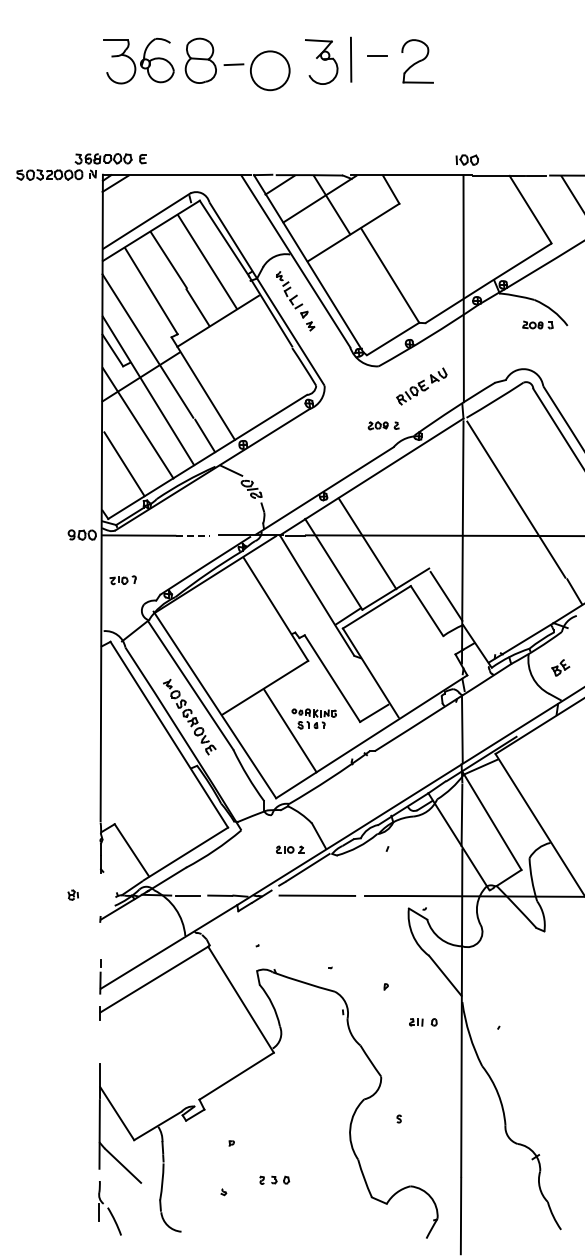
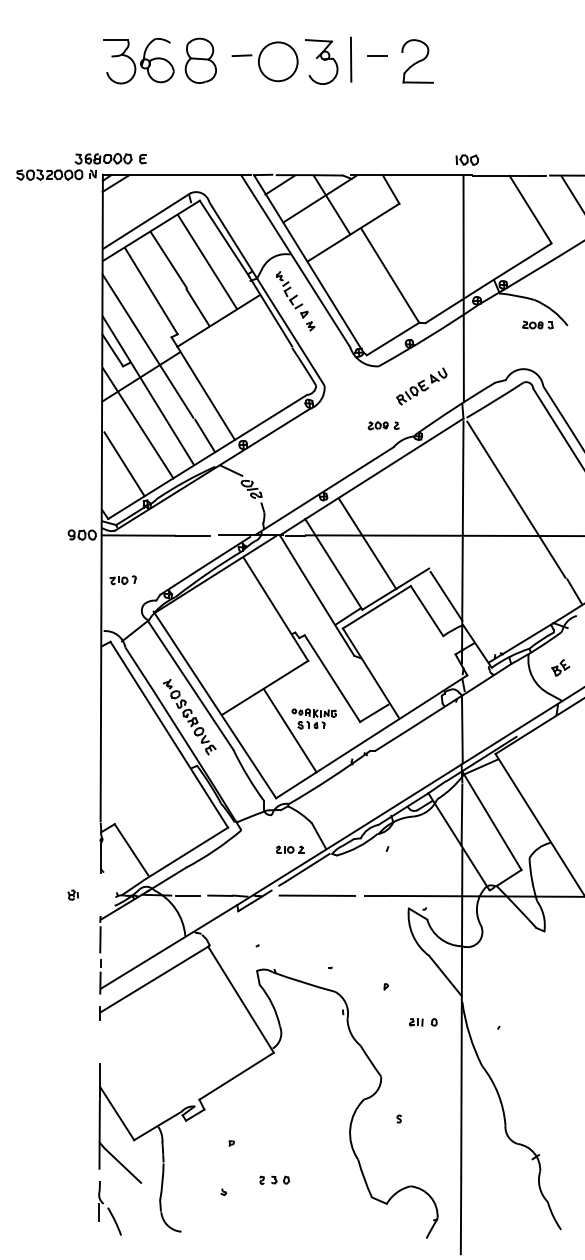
part position: (256, 70) -> (264, 61) (264, 61)
line: dashed -> solid (193, 535)
line: none -> present (100, 939)
